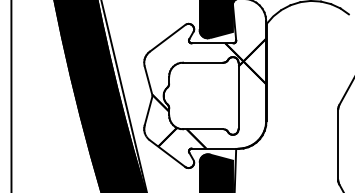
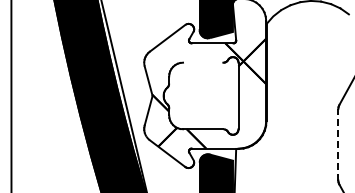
line: present -> none (203, 62)
line: solid -> dashed (338, 144)
